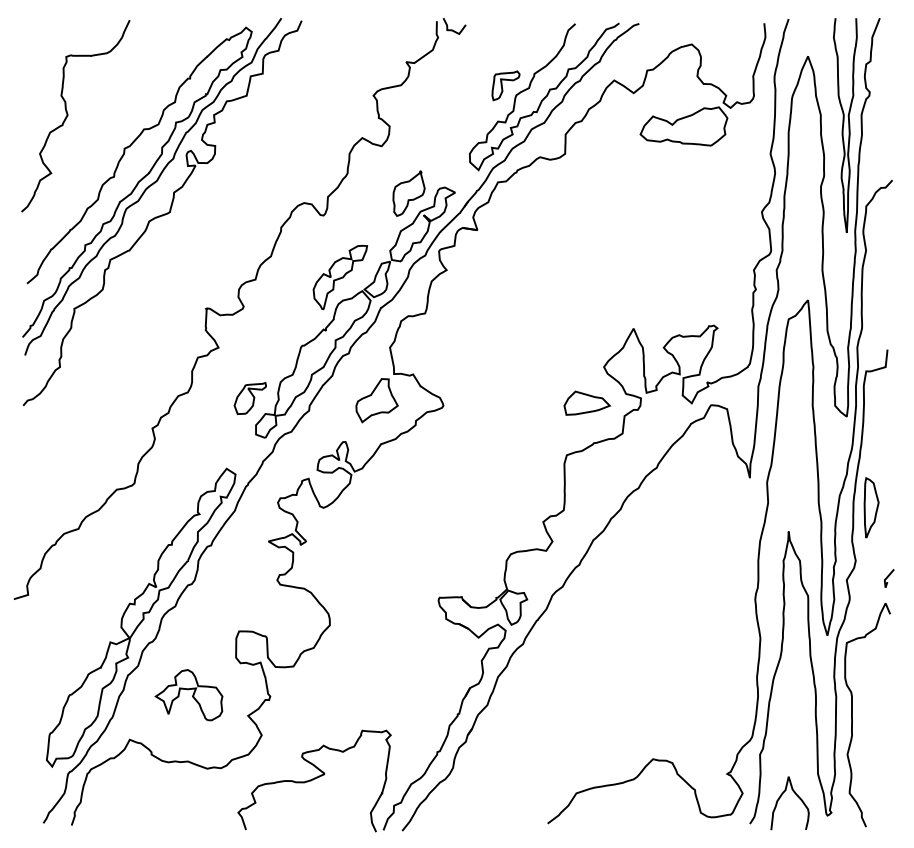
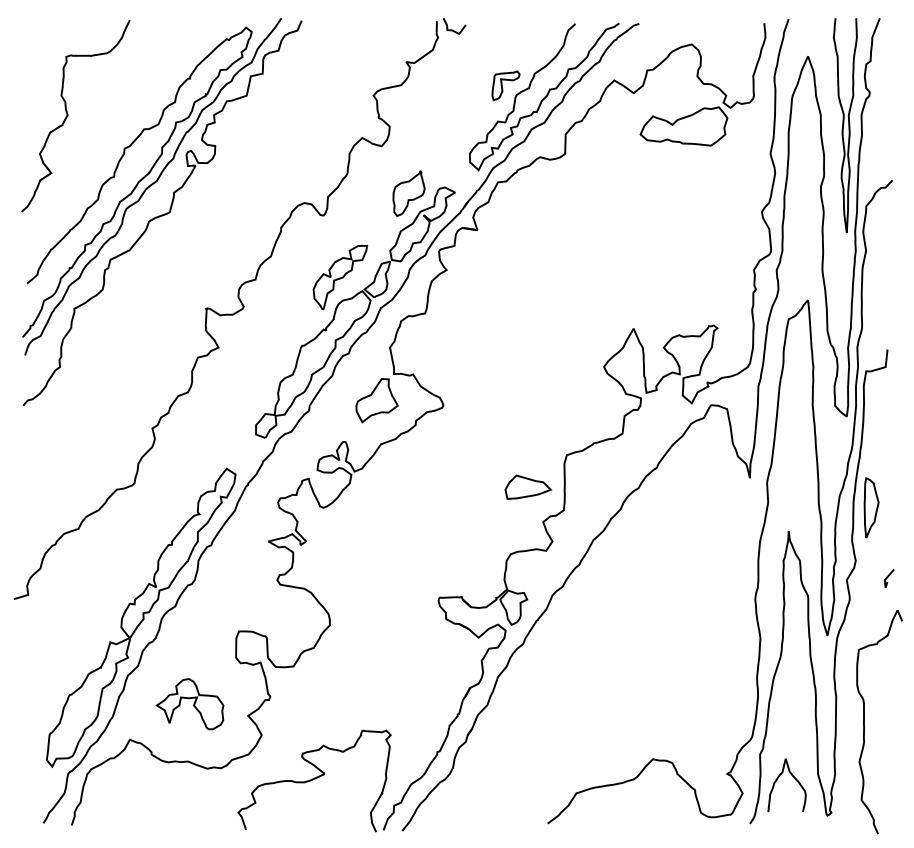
part: present -> none (249, 398)
part position: (587, 402) -> (528, 486) (528, 486)
part position: (188, 695) -> (189, 704) (189, 704)
curve position: (852, 714) -> (864, 721) (864, 721)
curve position: (797, 797) -> (794, 779) (794, 779)
